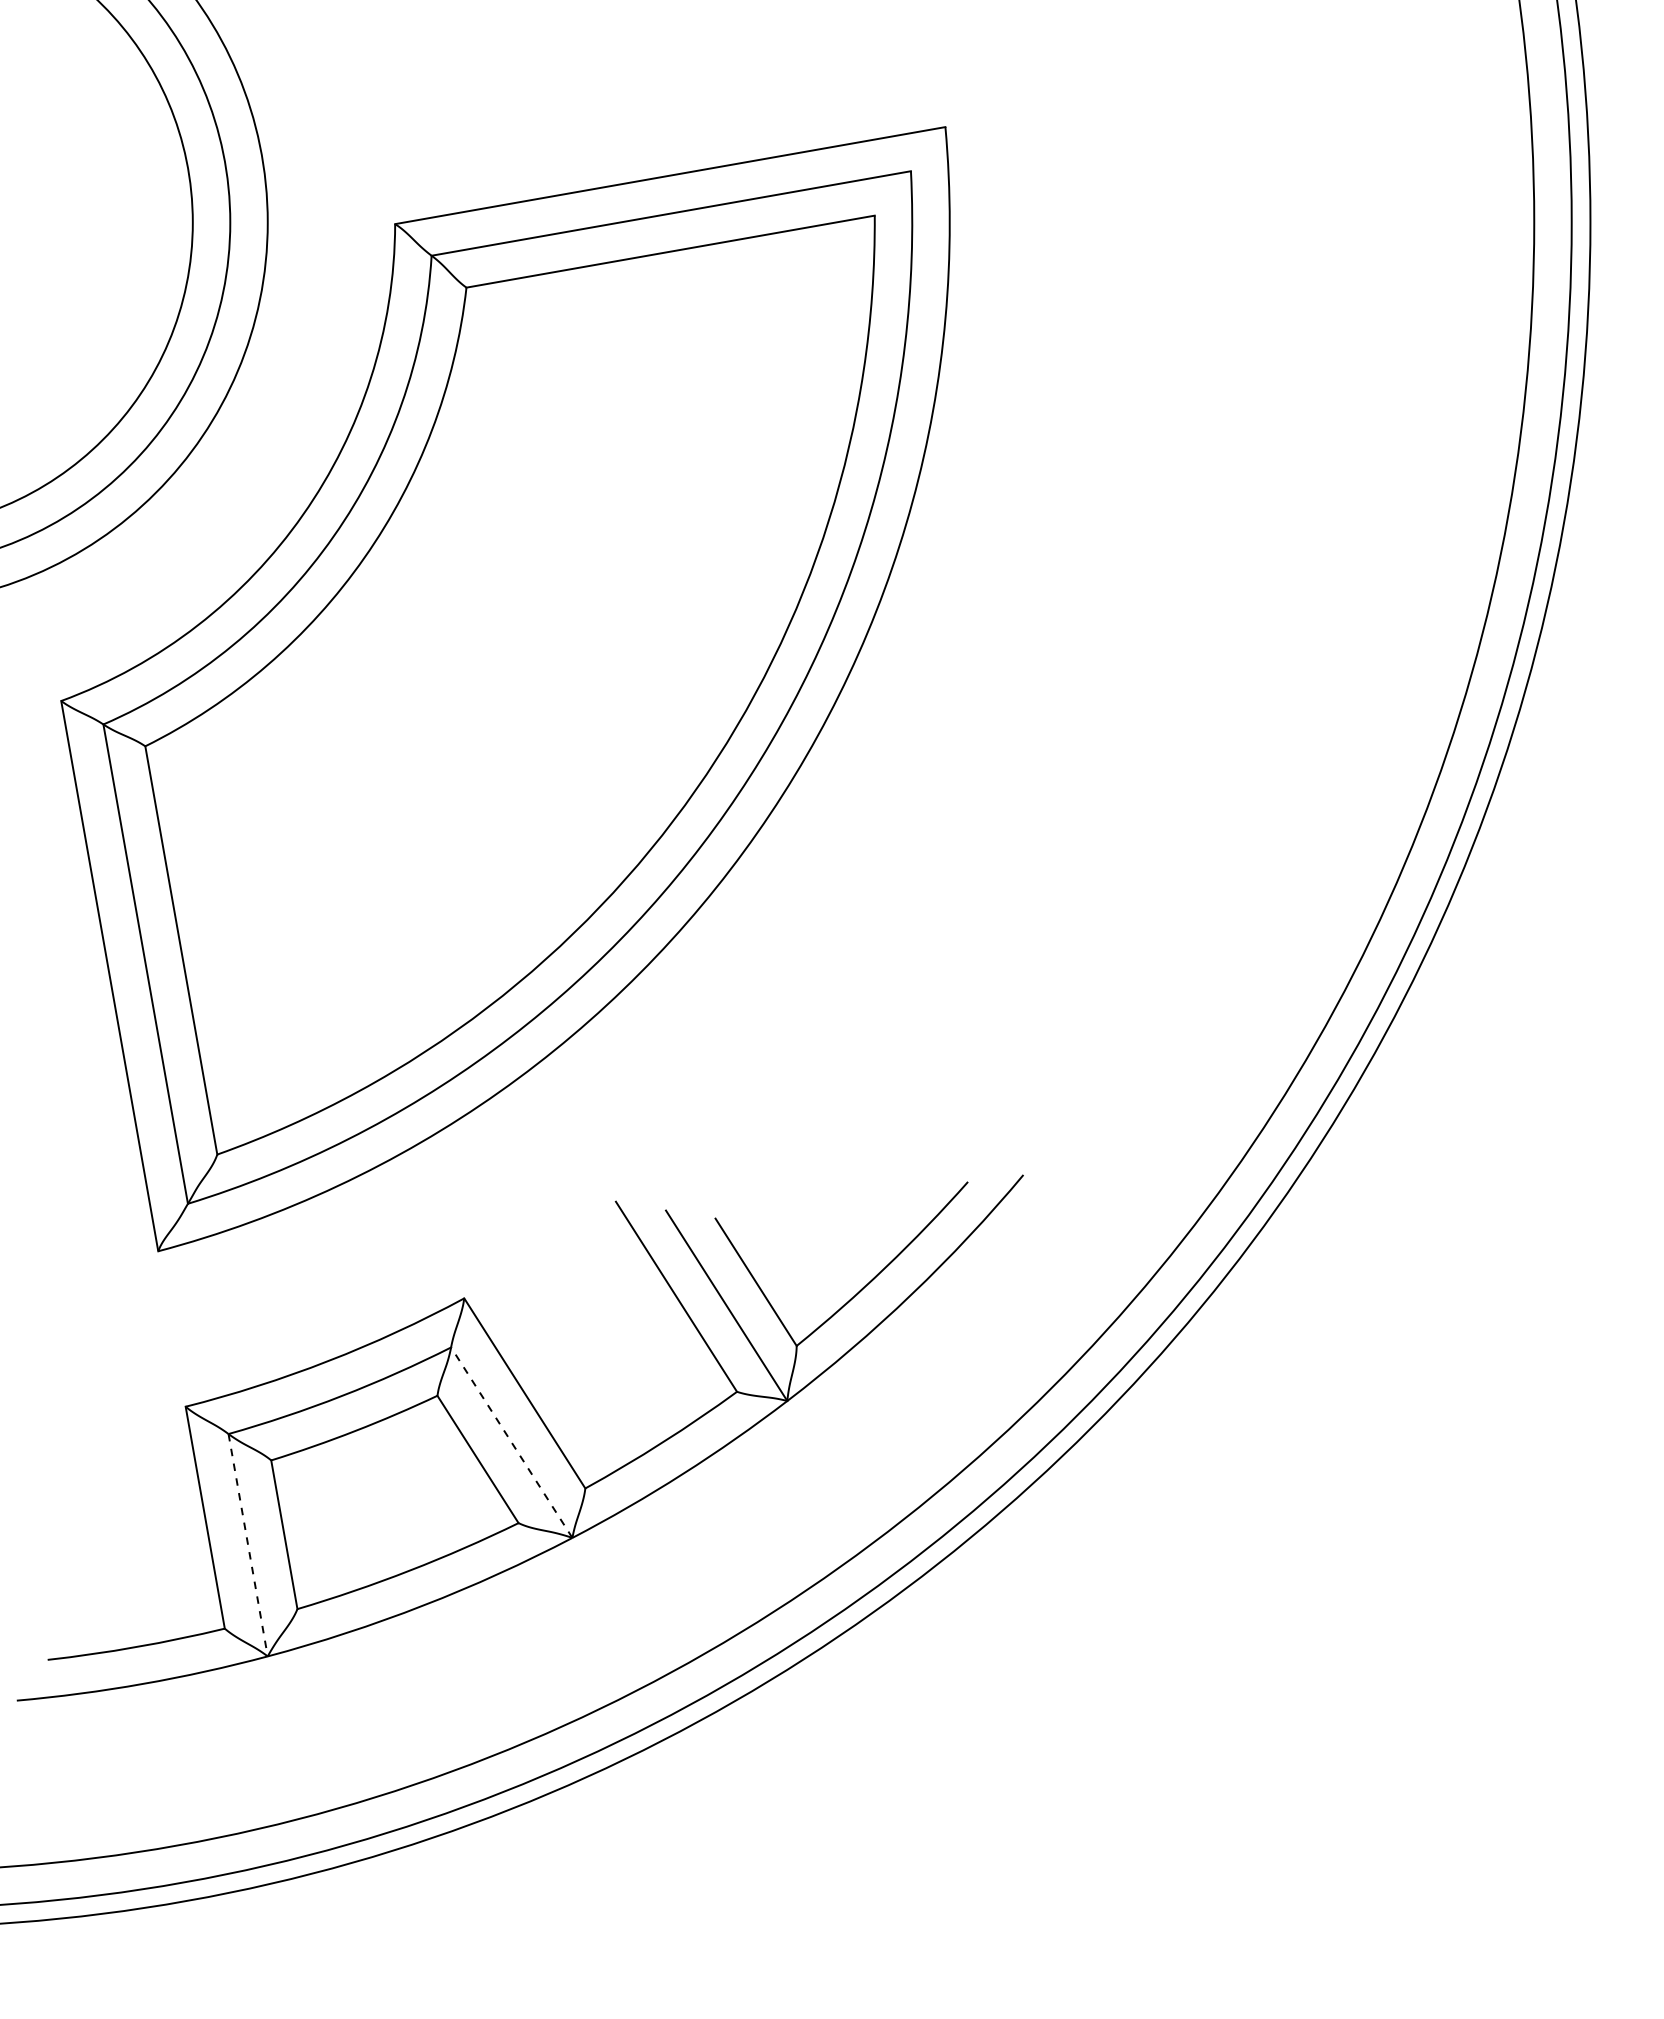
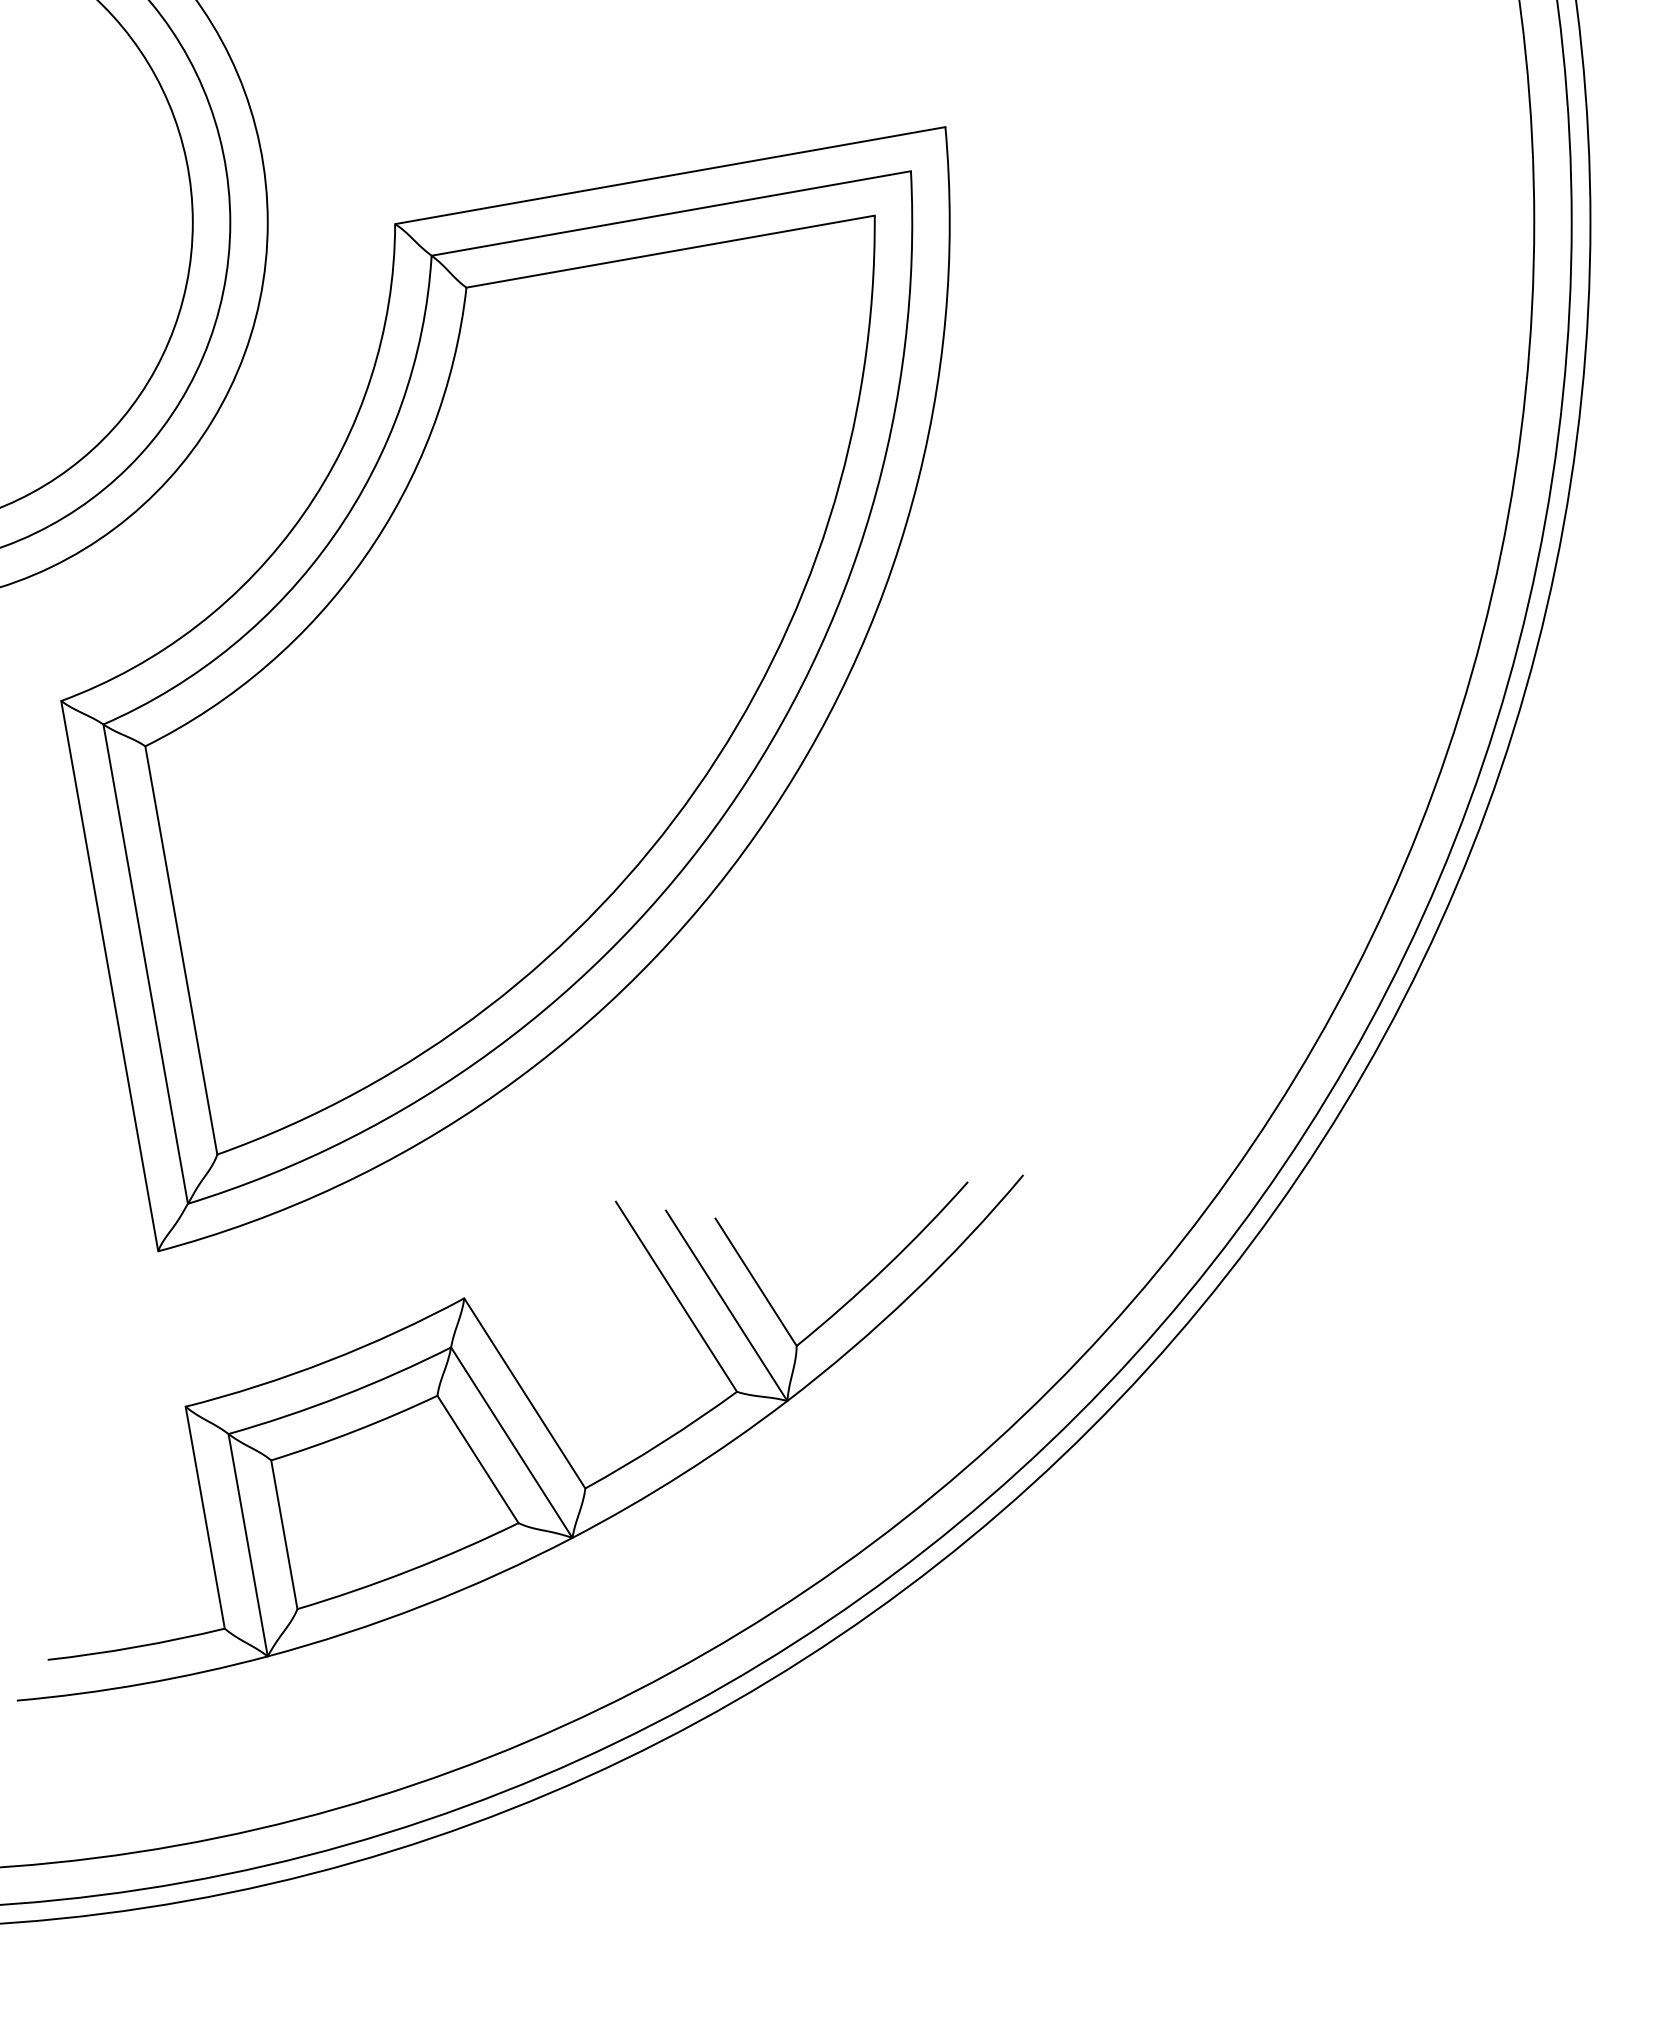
line: dashed -> solid (511, 1442)
line: dashed -> solid (248, 1545)
